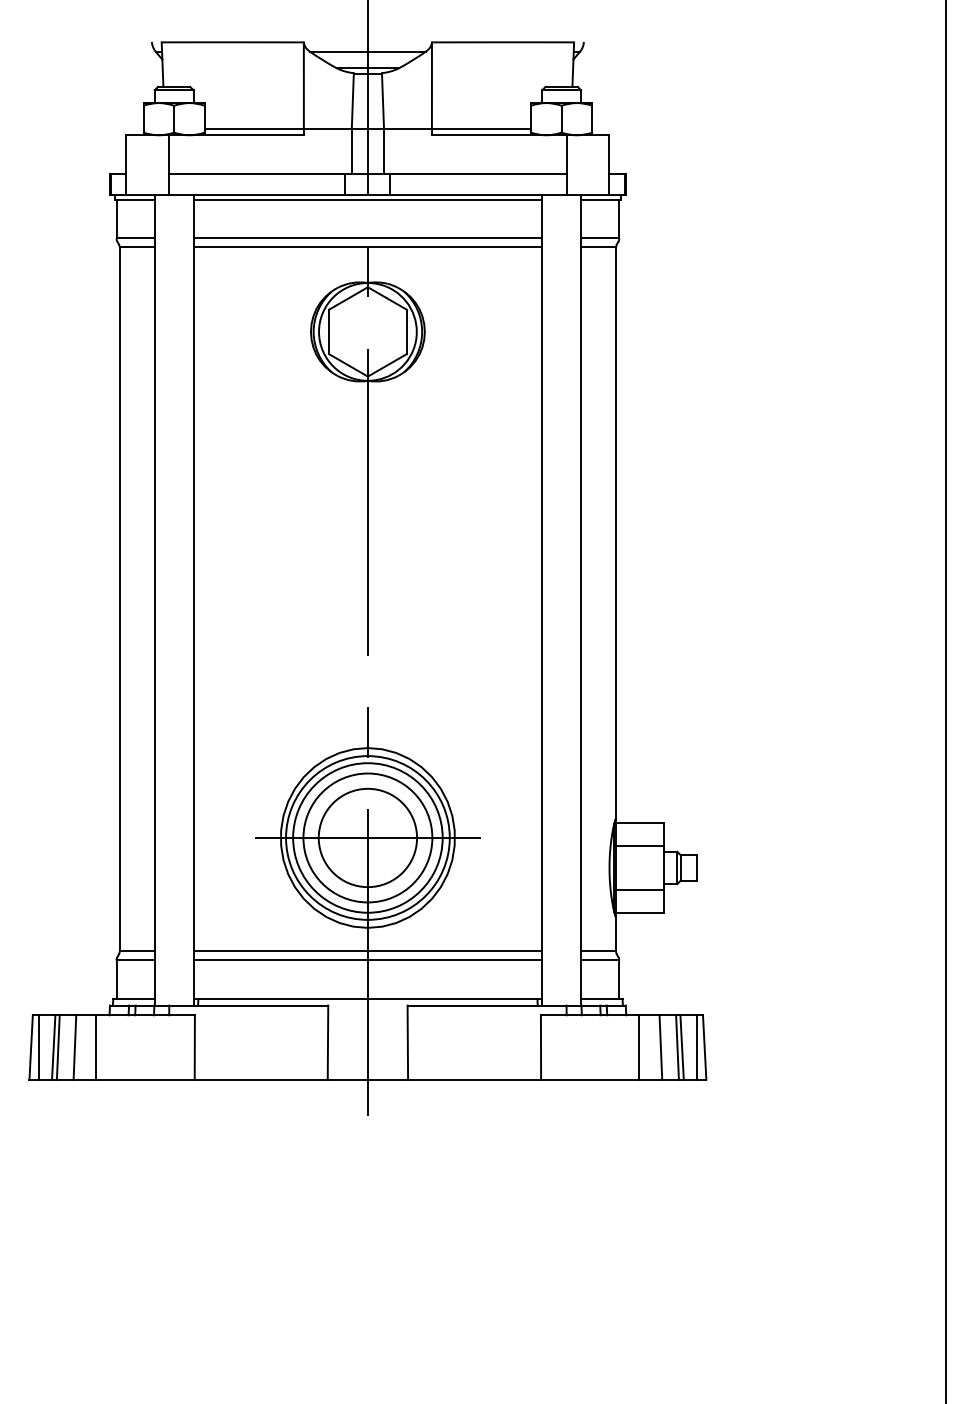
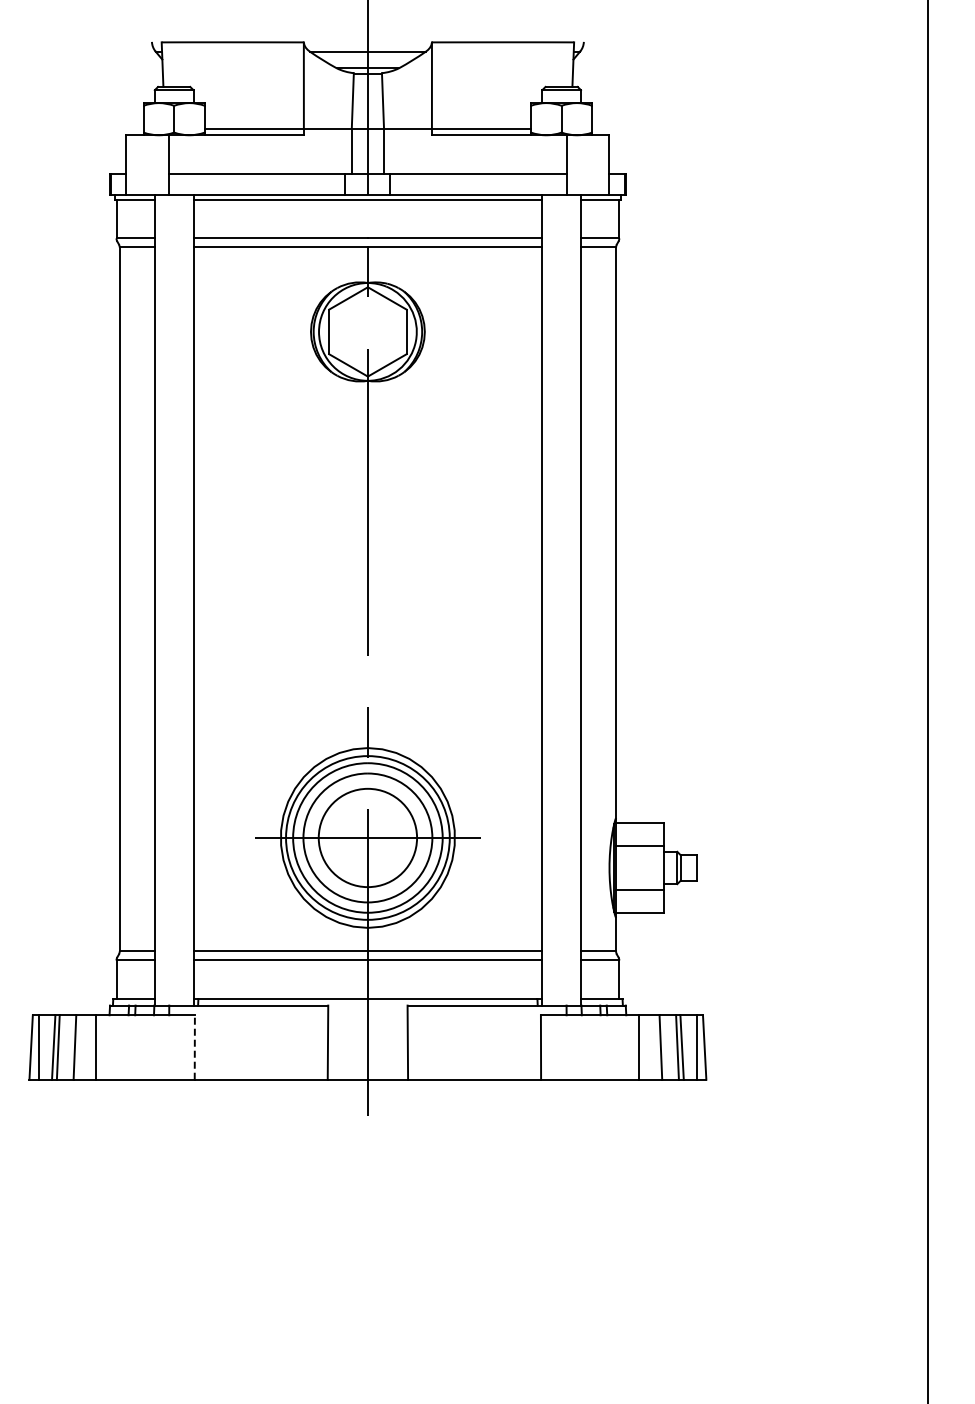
line position: (945, 701) -> (927, 701) (927, 701)
line: solid -> dashed (194, 1047)
